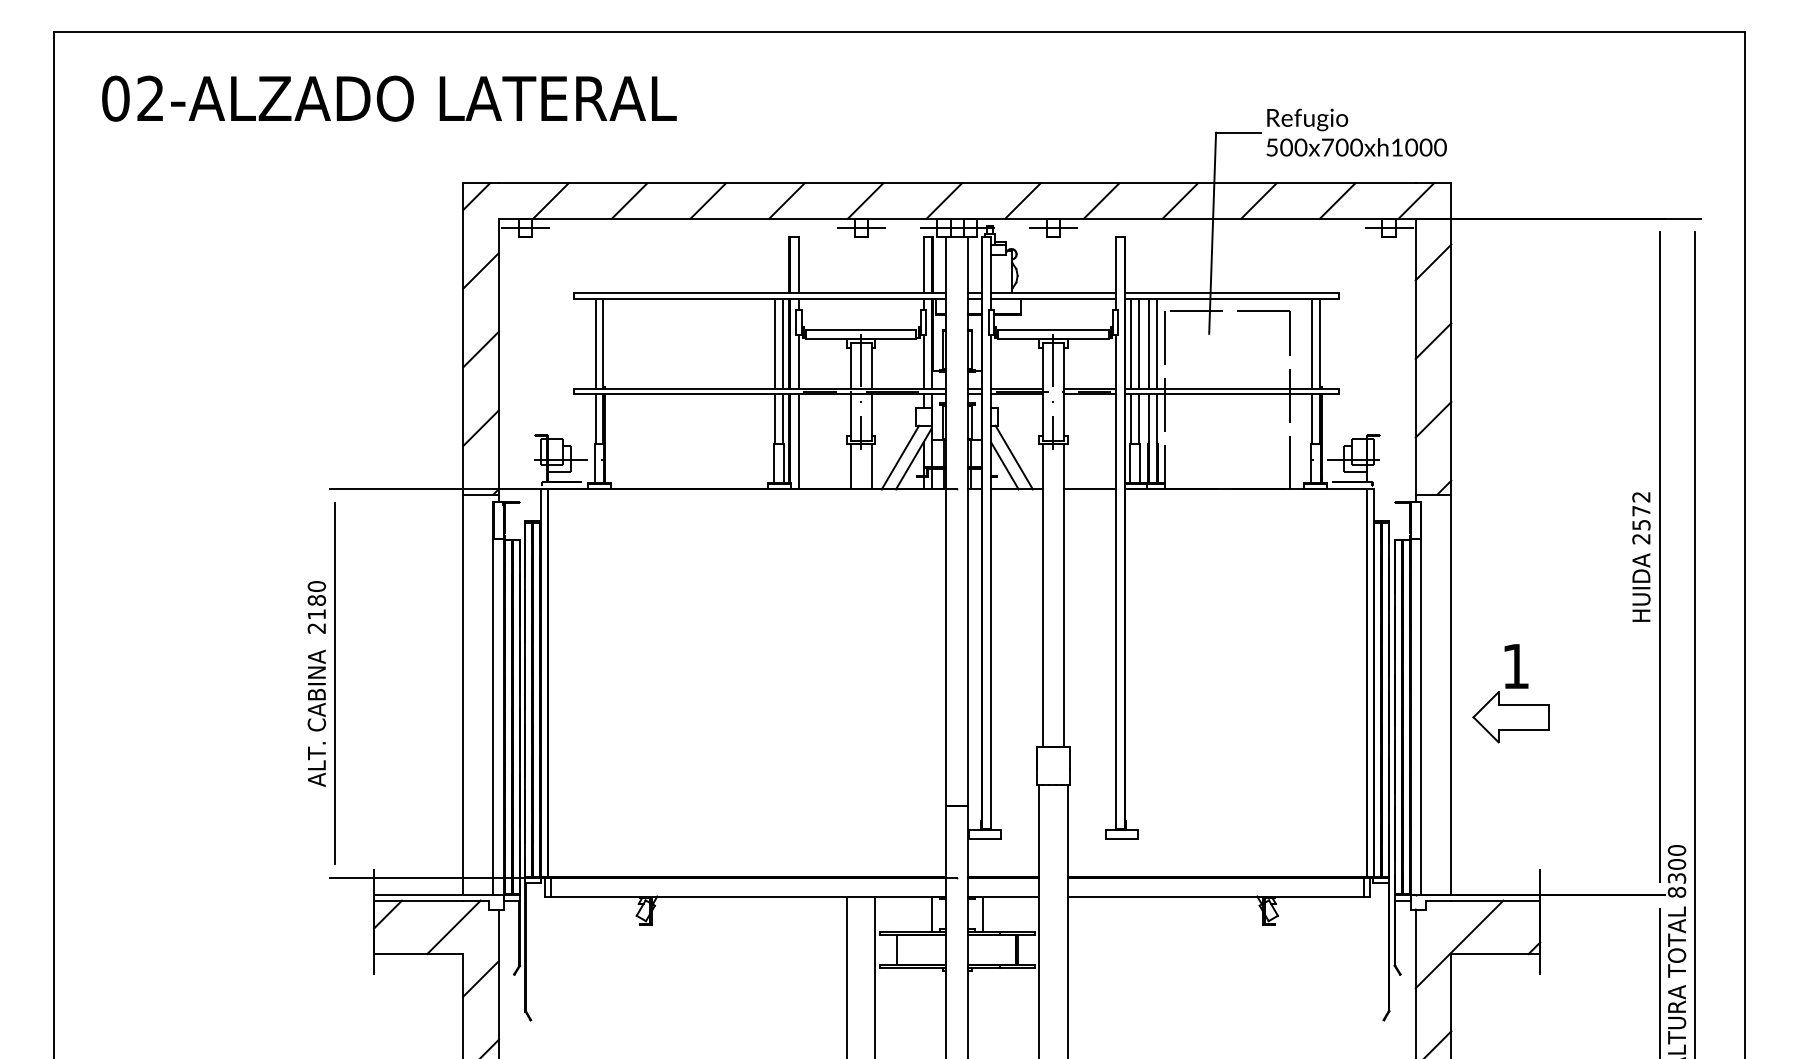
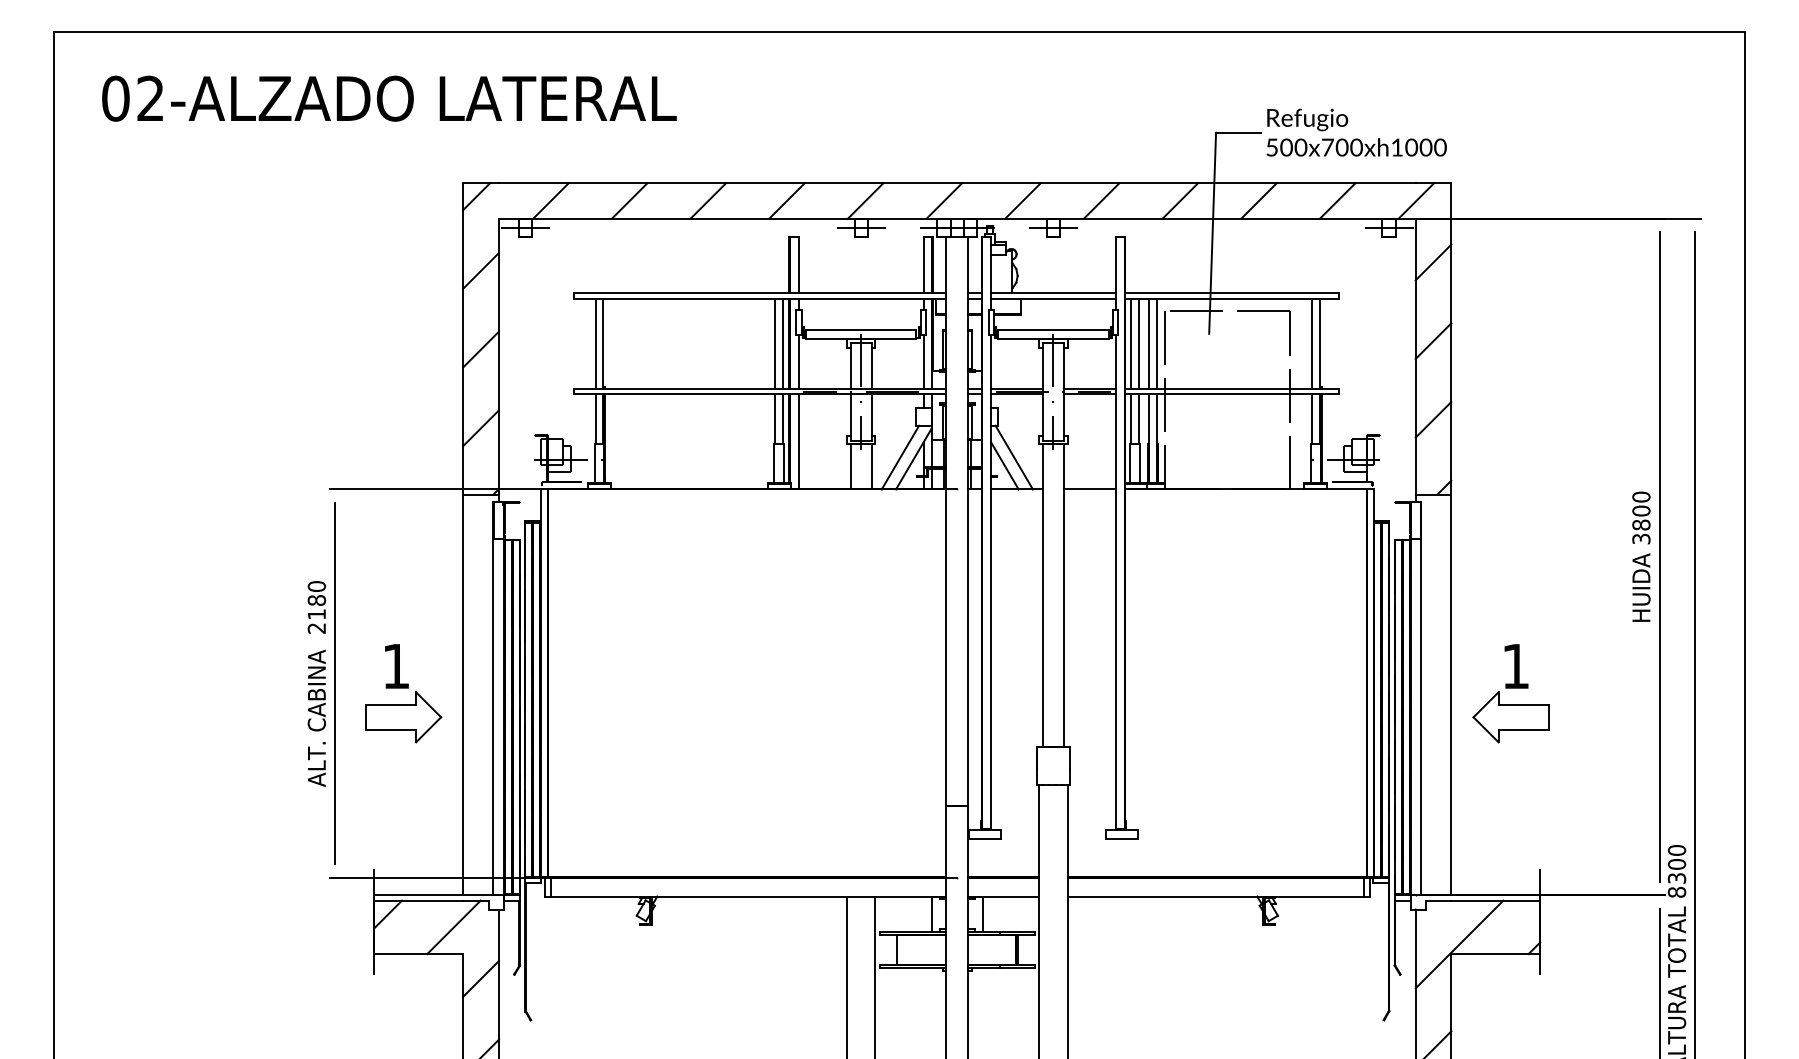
text: 2572 -> 3800 (1641, 517)
part: none -> present (403, 693)
